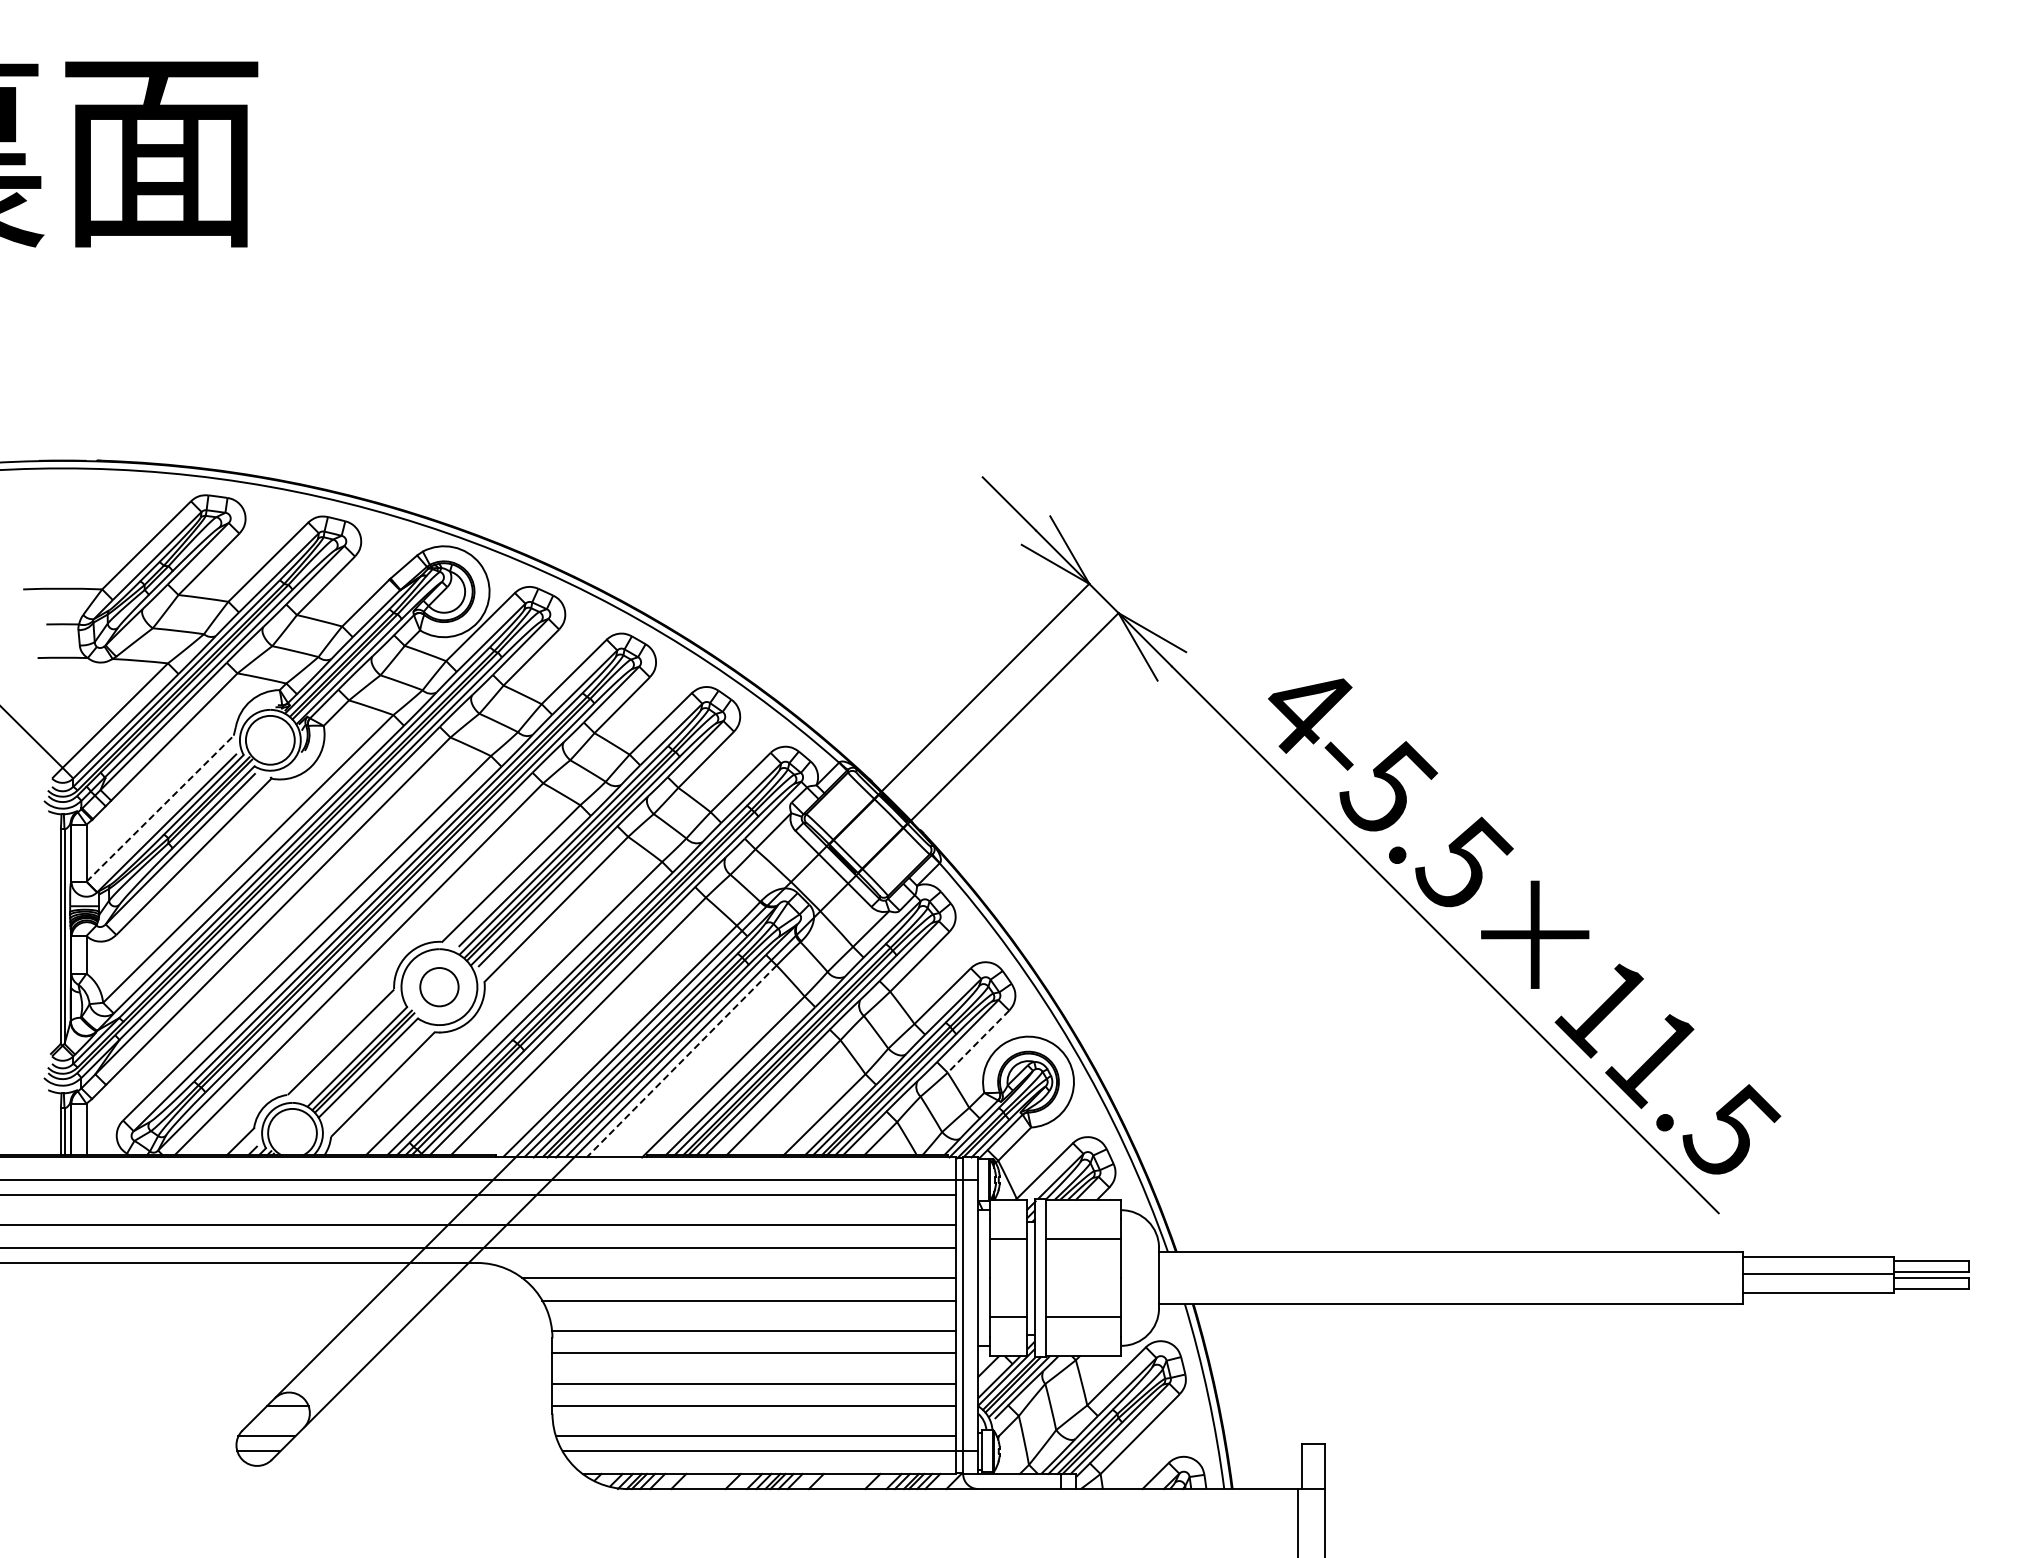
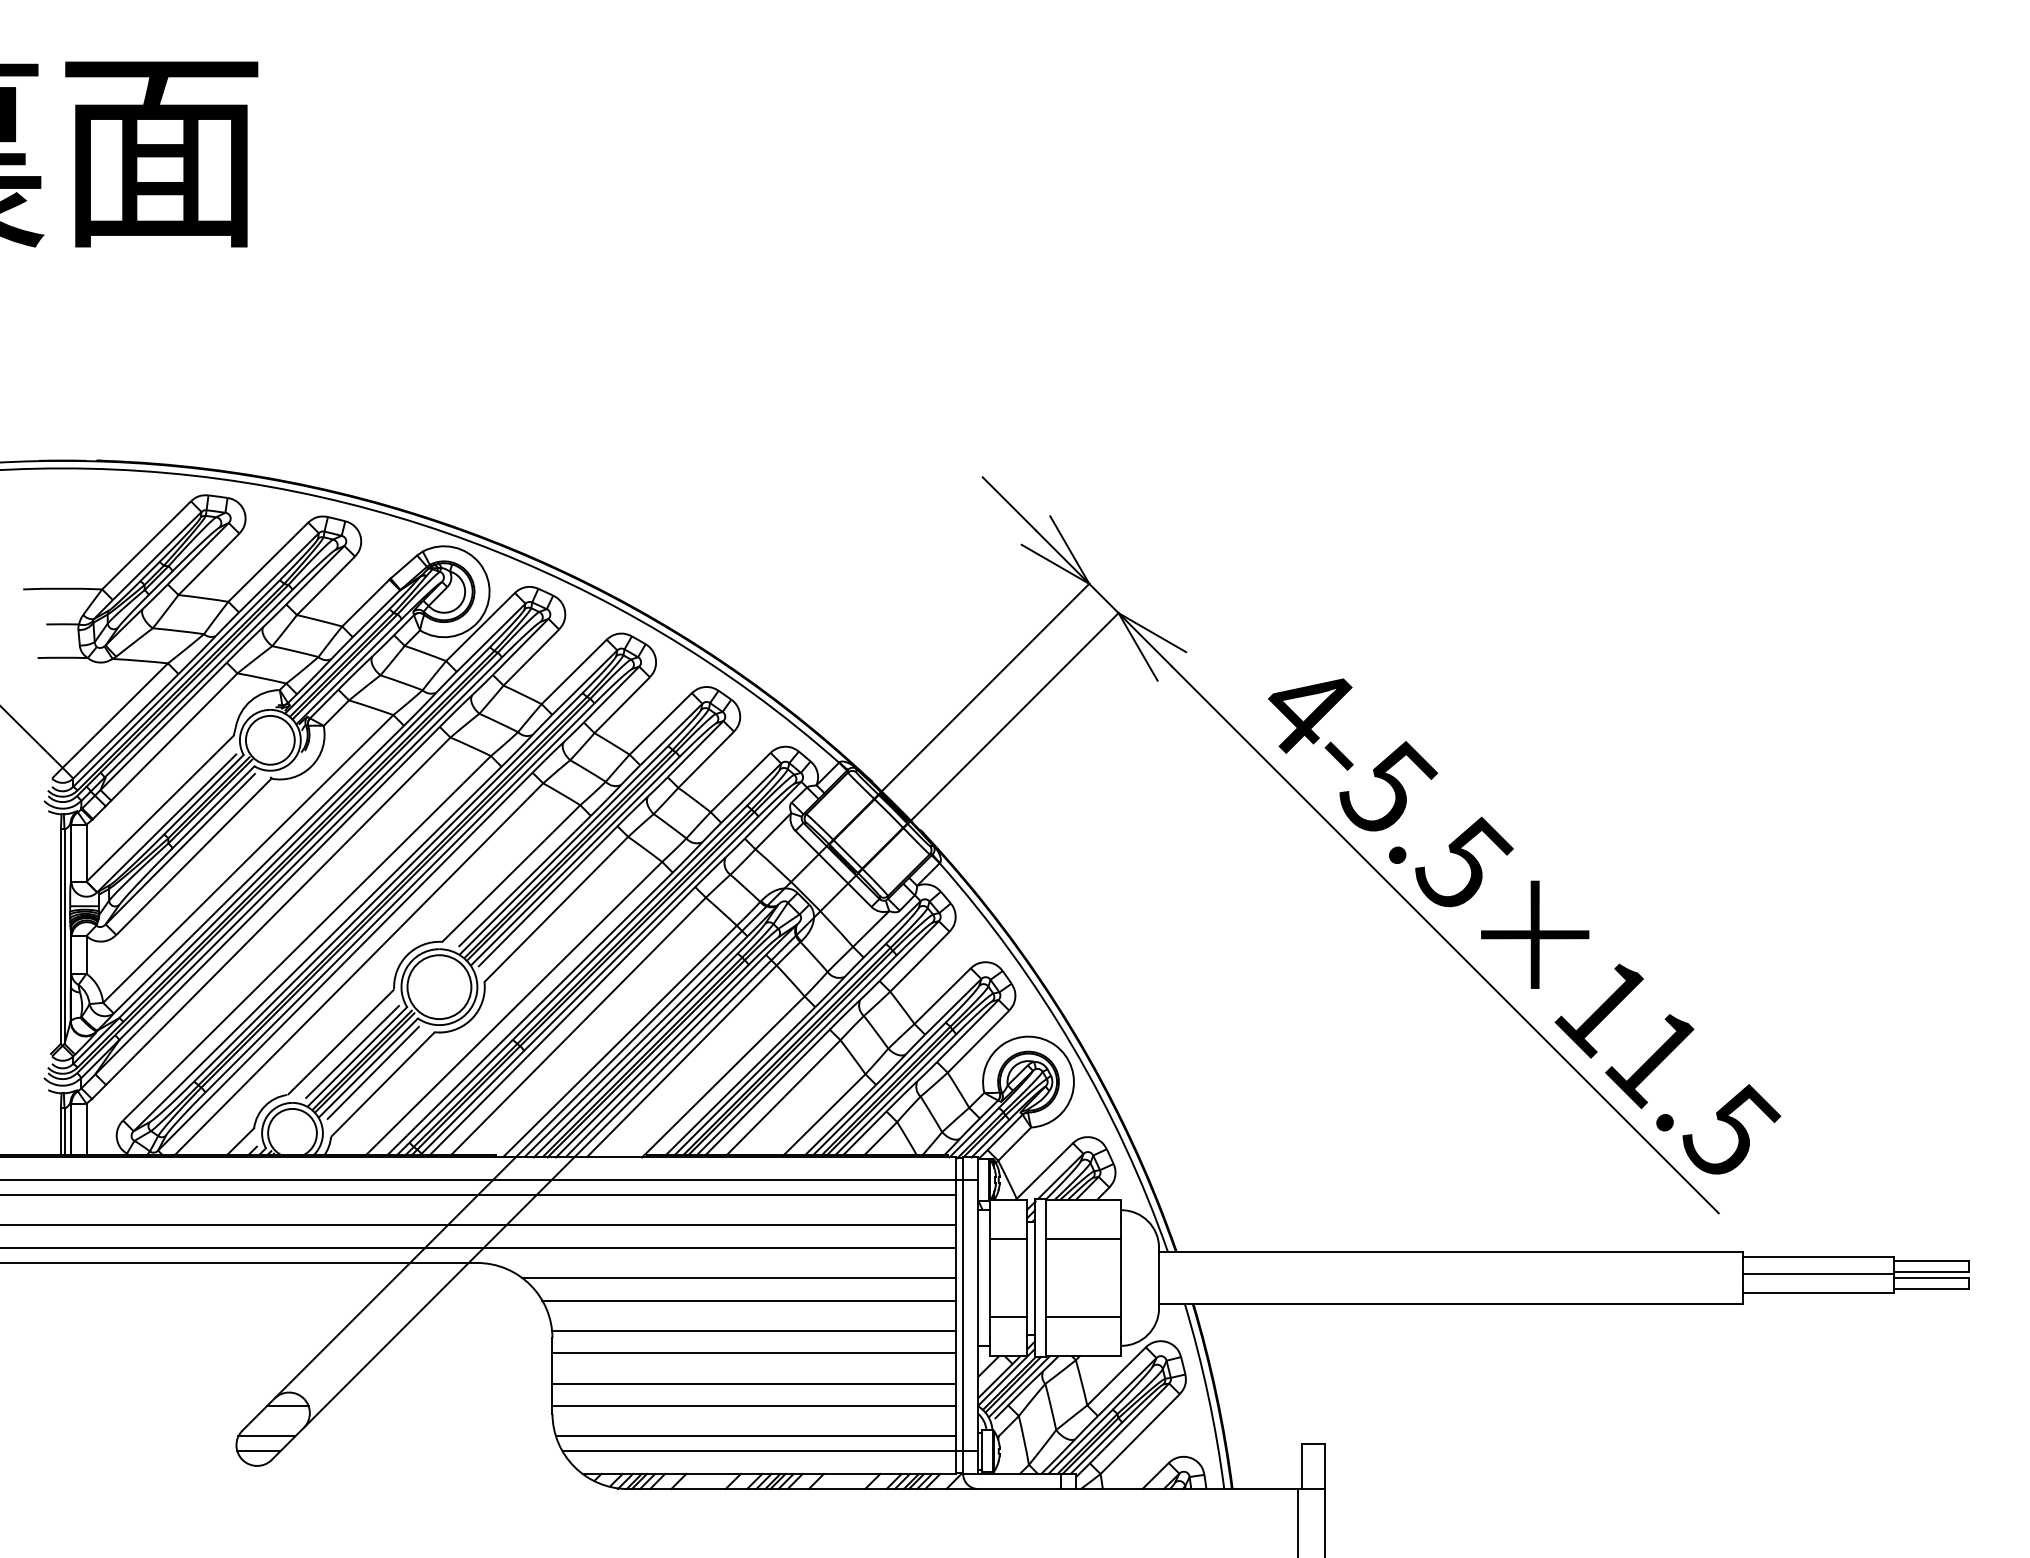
line: dashed -> solid (160, 808)
circle diameter: 38 px -> 64 px (439, 987)
line: dashed -> solid (979, 1041)
line: none -> present (352, 1051)
line: dashed -> solid (681, 1061)
line: none -> present (372, 1072)
